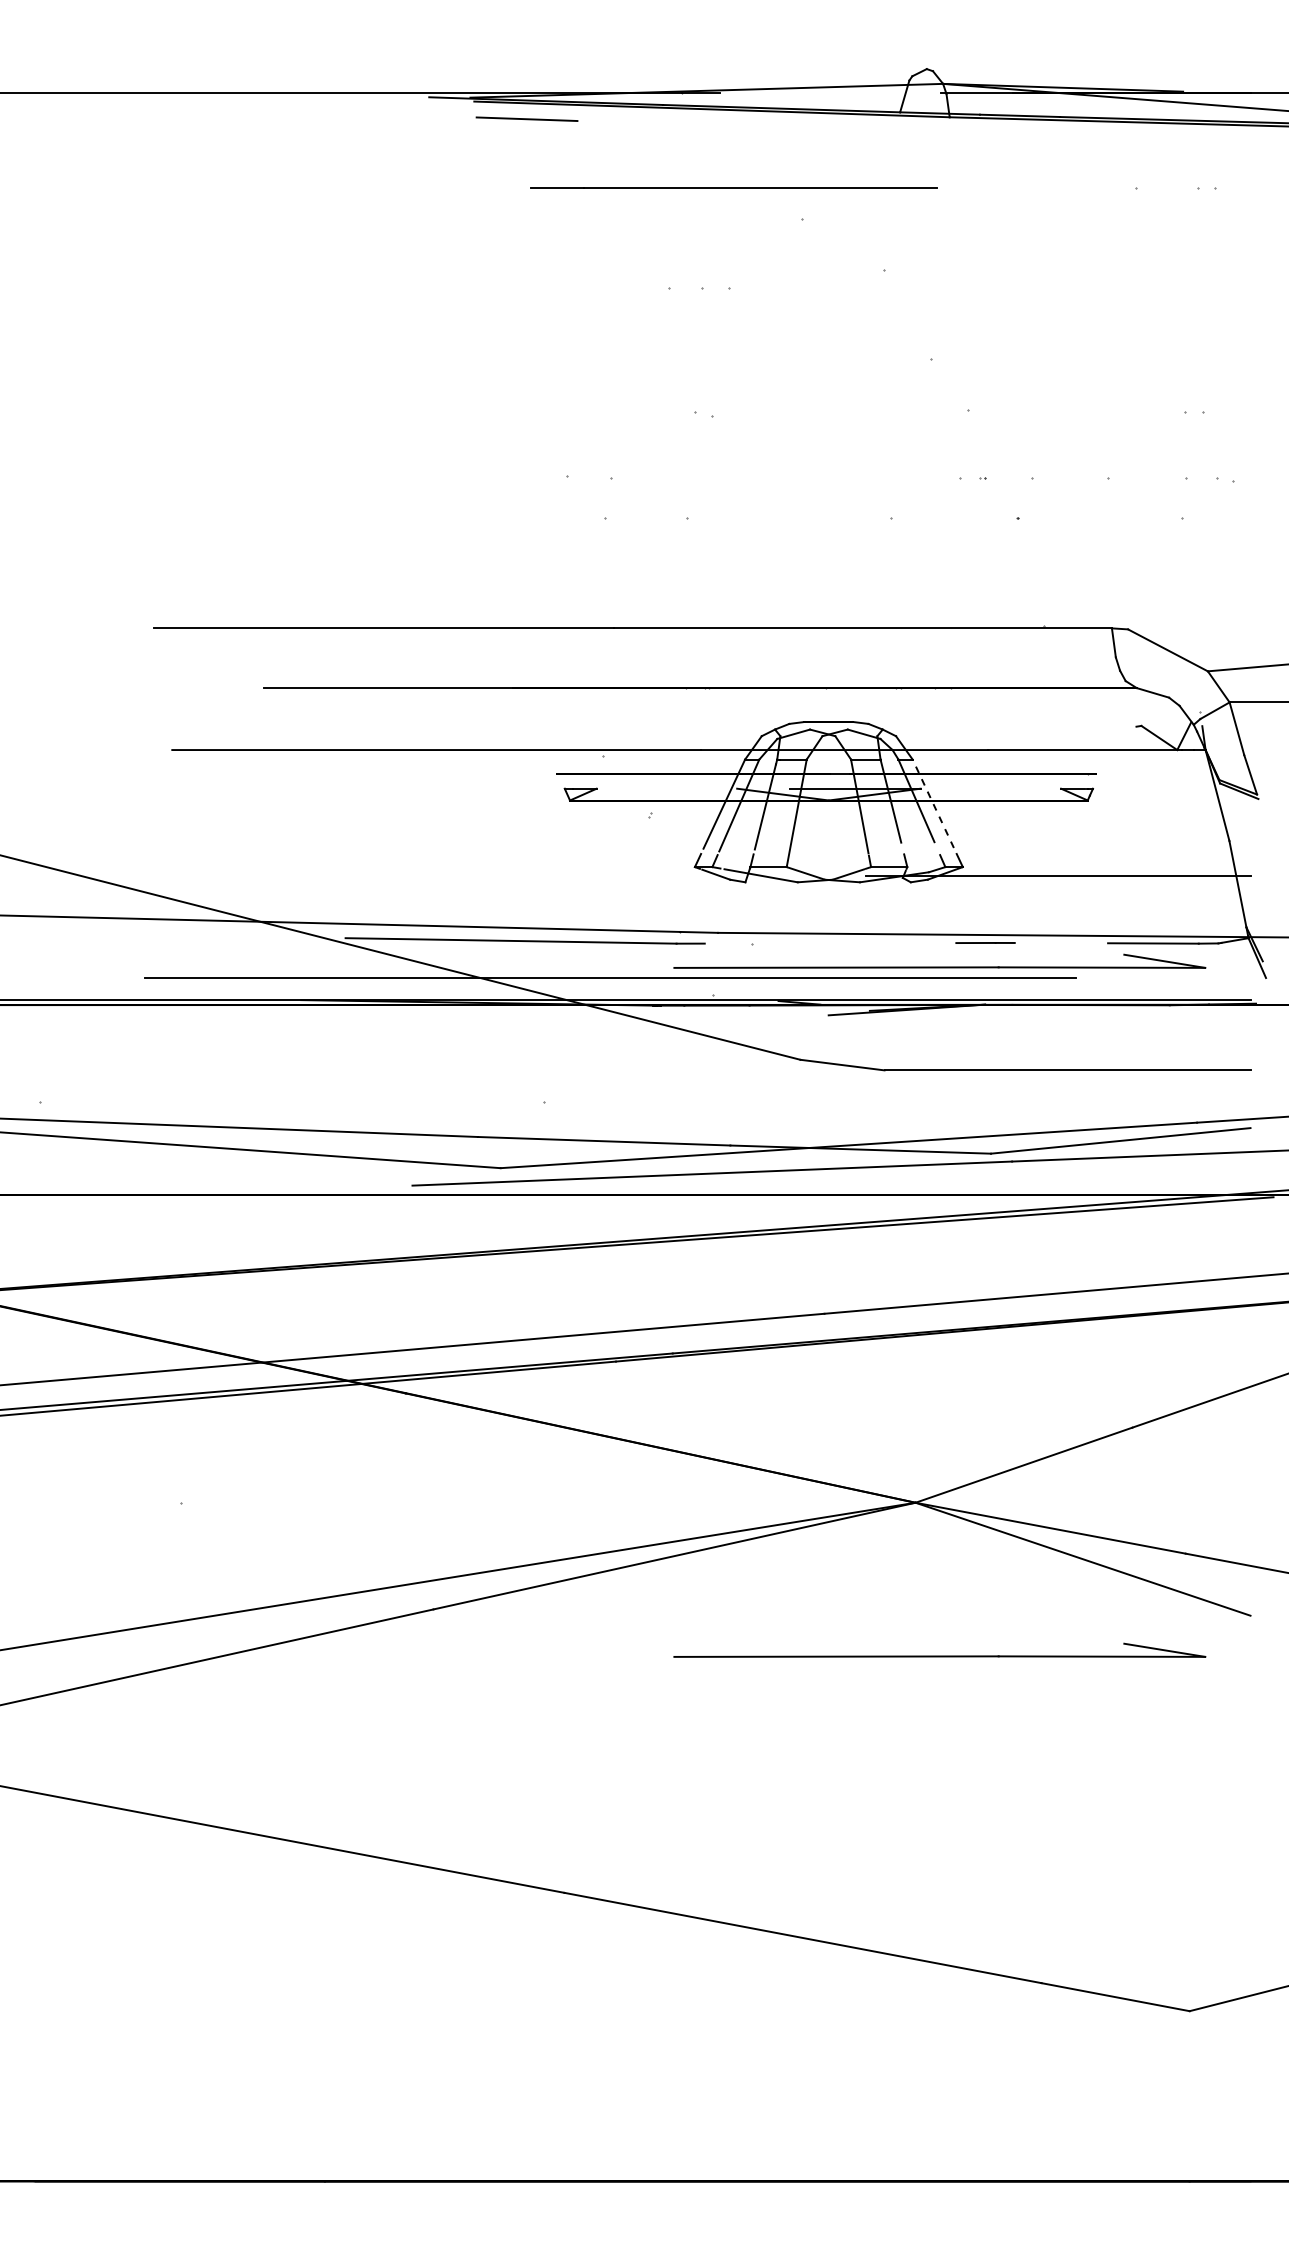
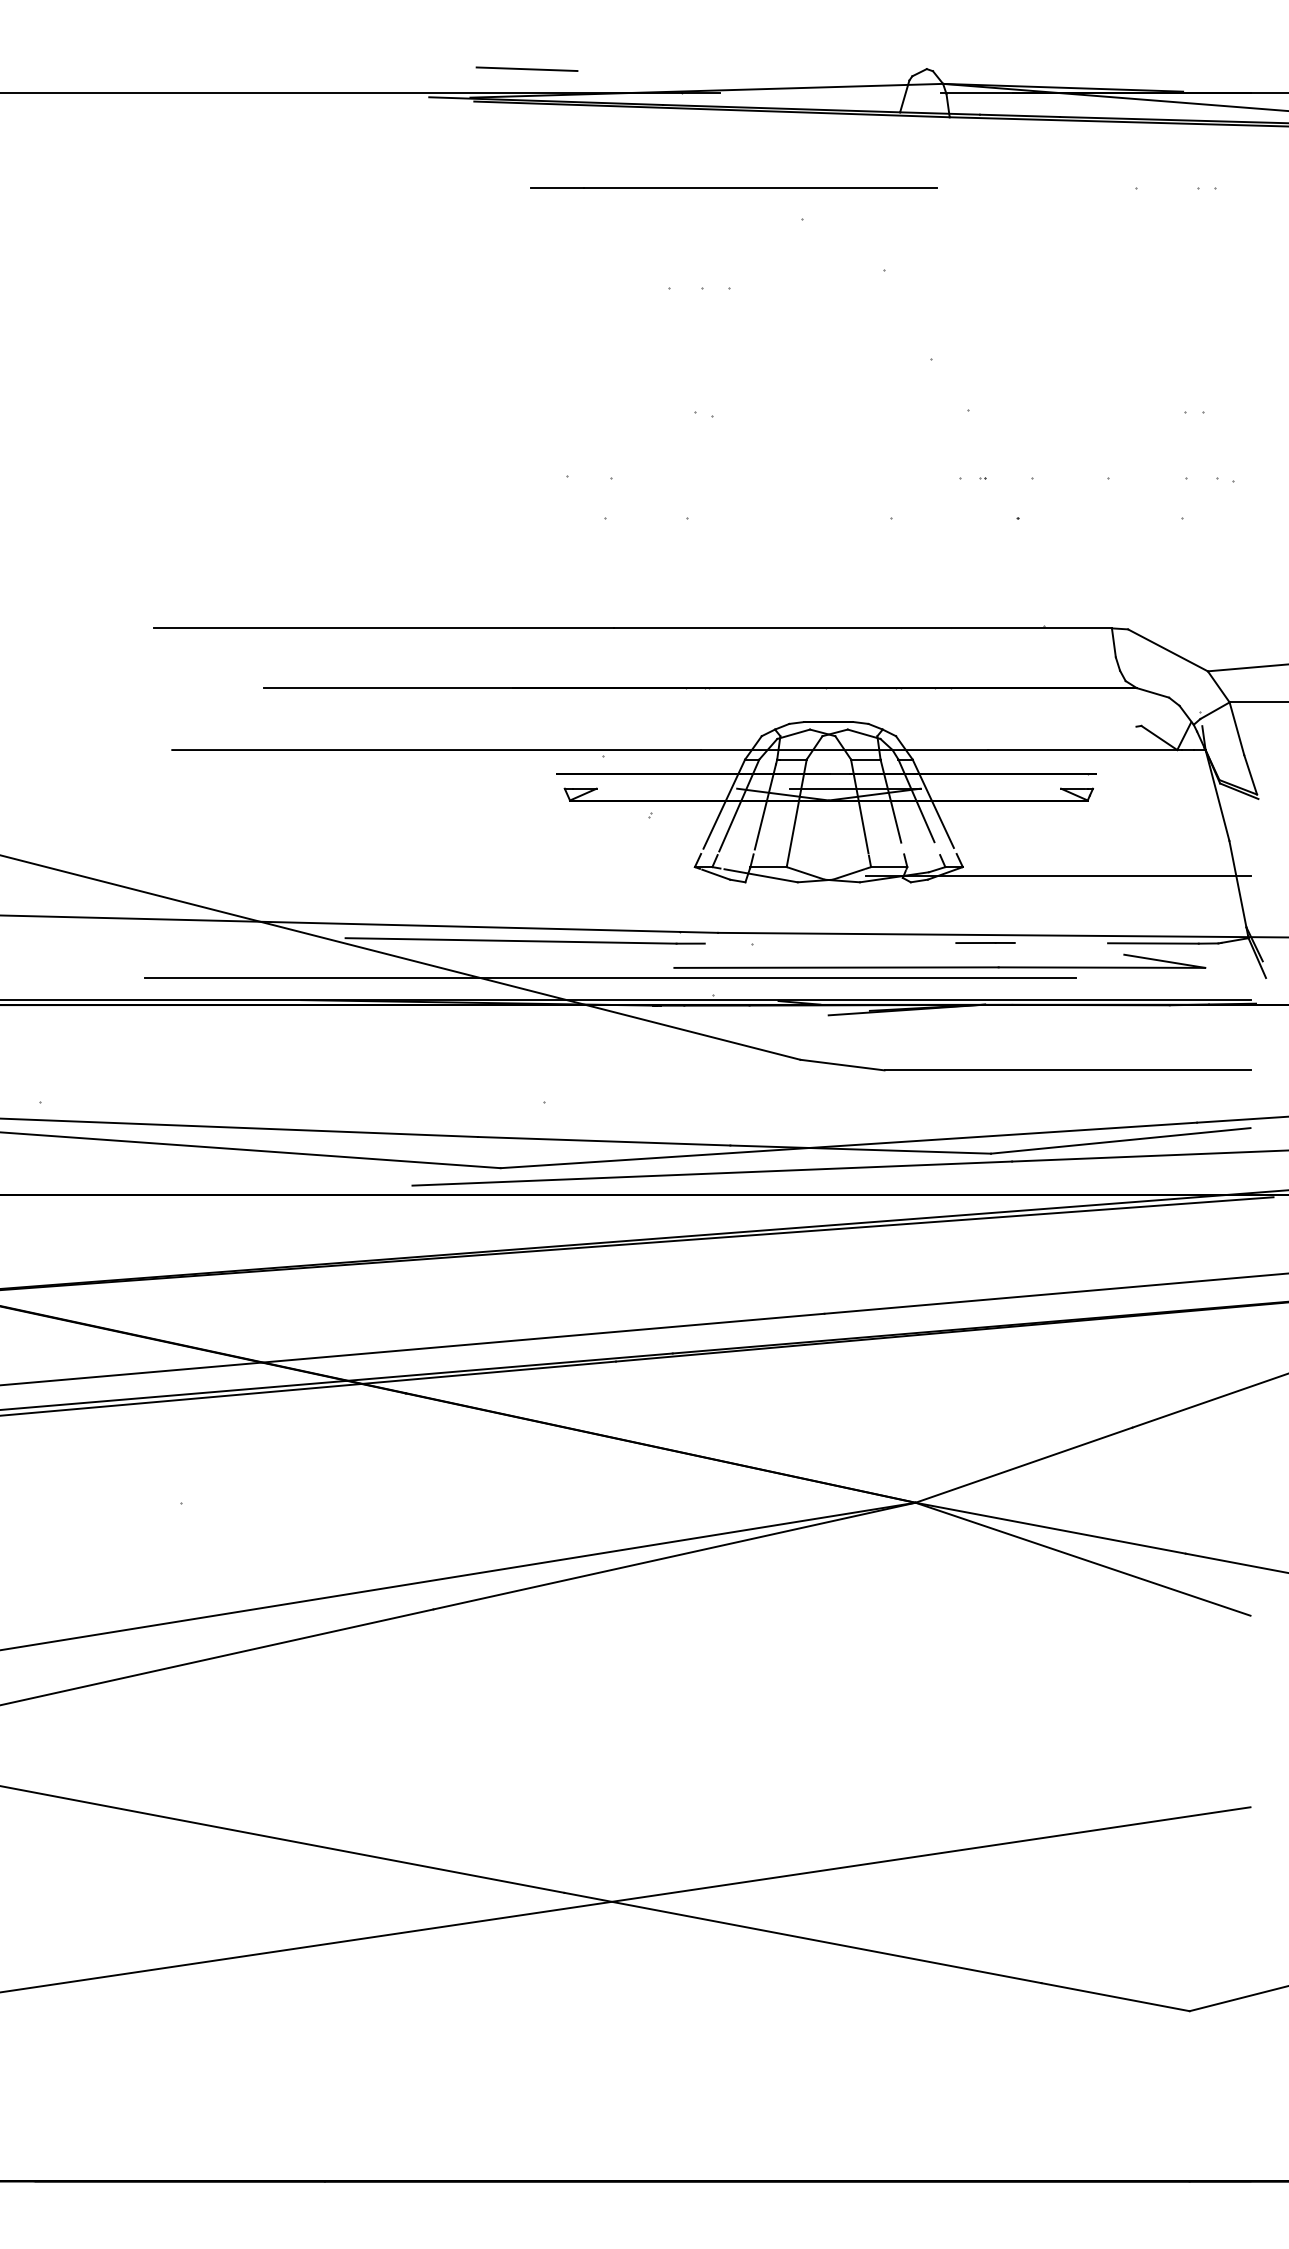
line position: (526, 118) -> (526, 68) (526, 68)
line: dashed -> solid (933, 803)
part: present -> none (939, 1649)
line: none -> present (626, 1899)
